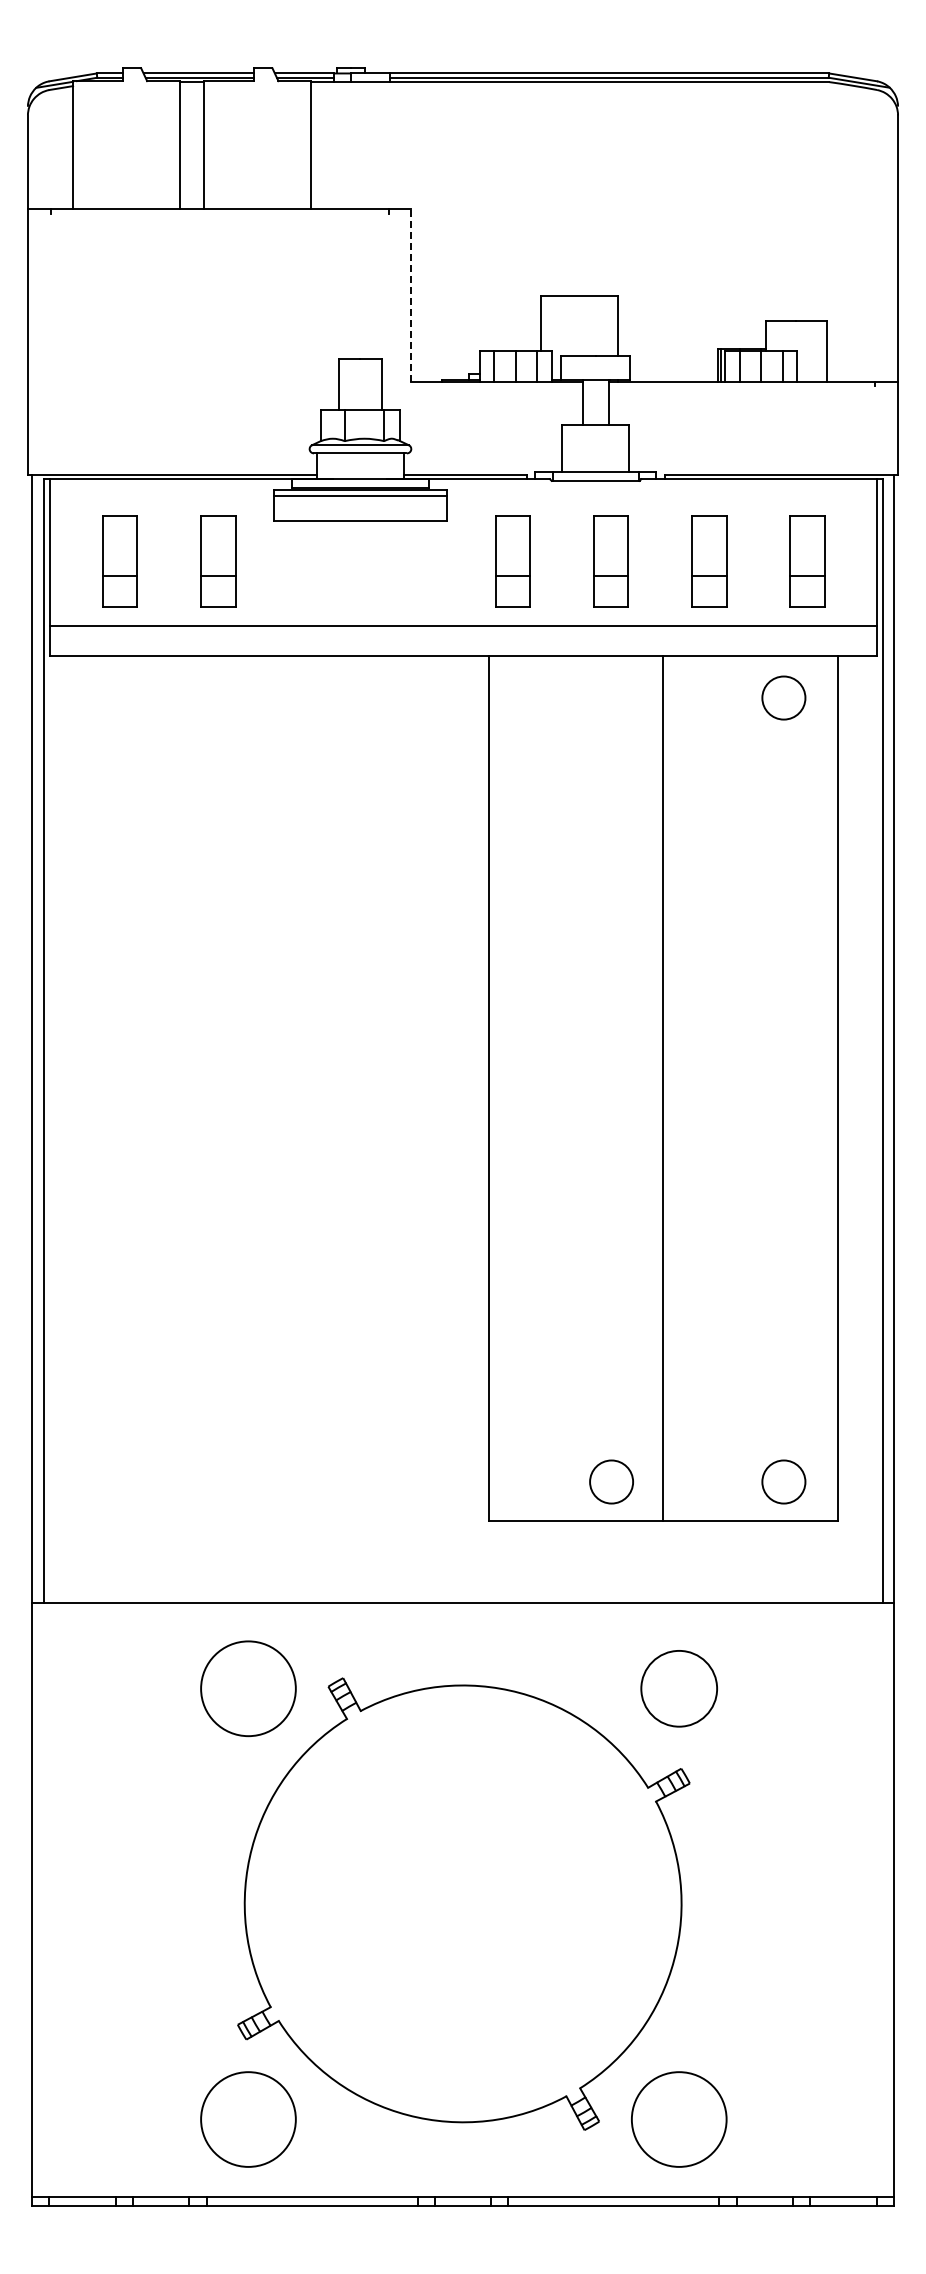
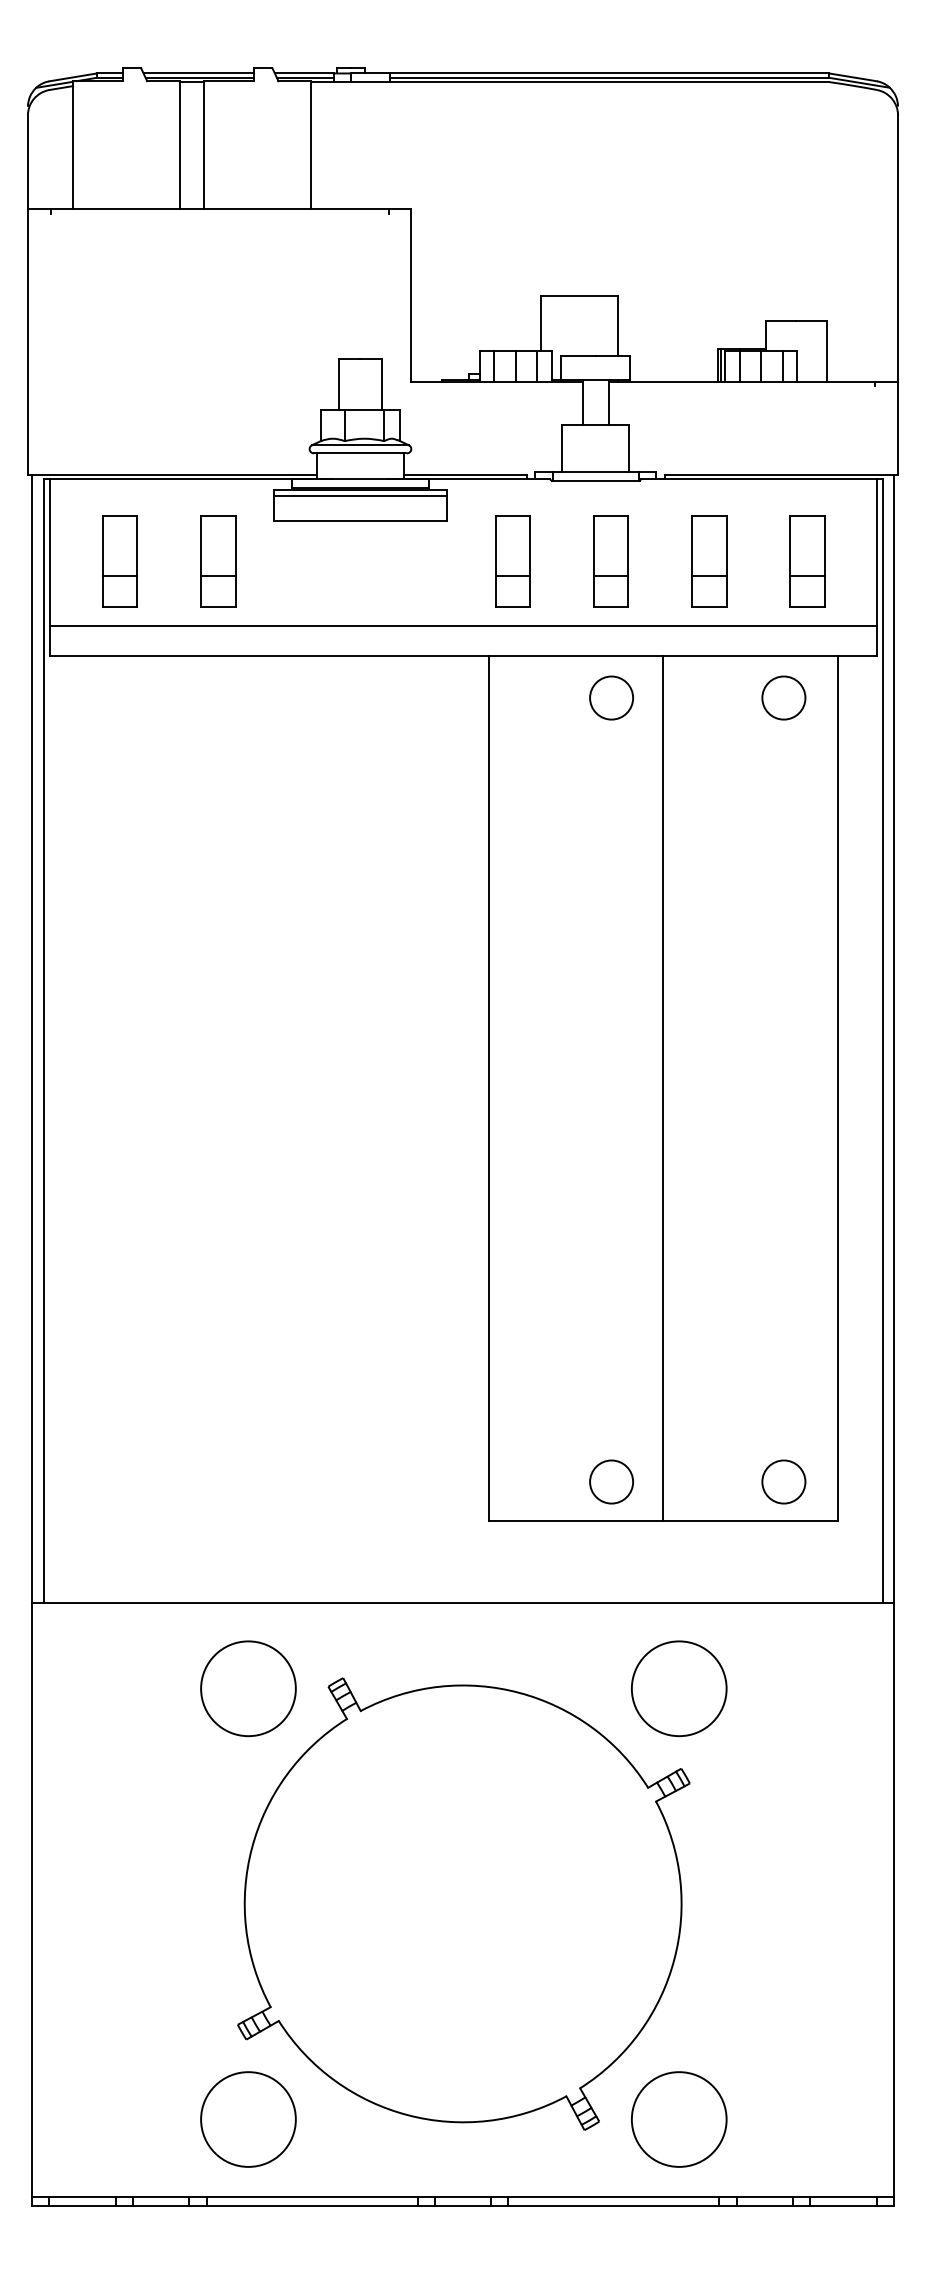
line: dashed -> solid (411, 295)
circle: none -> present (611, 697)
circle diameter: 76 px -> 95 px (678, 1688)
